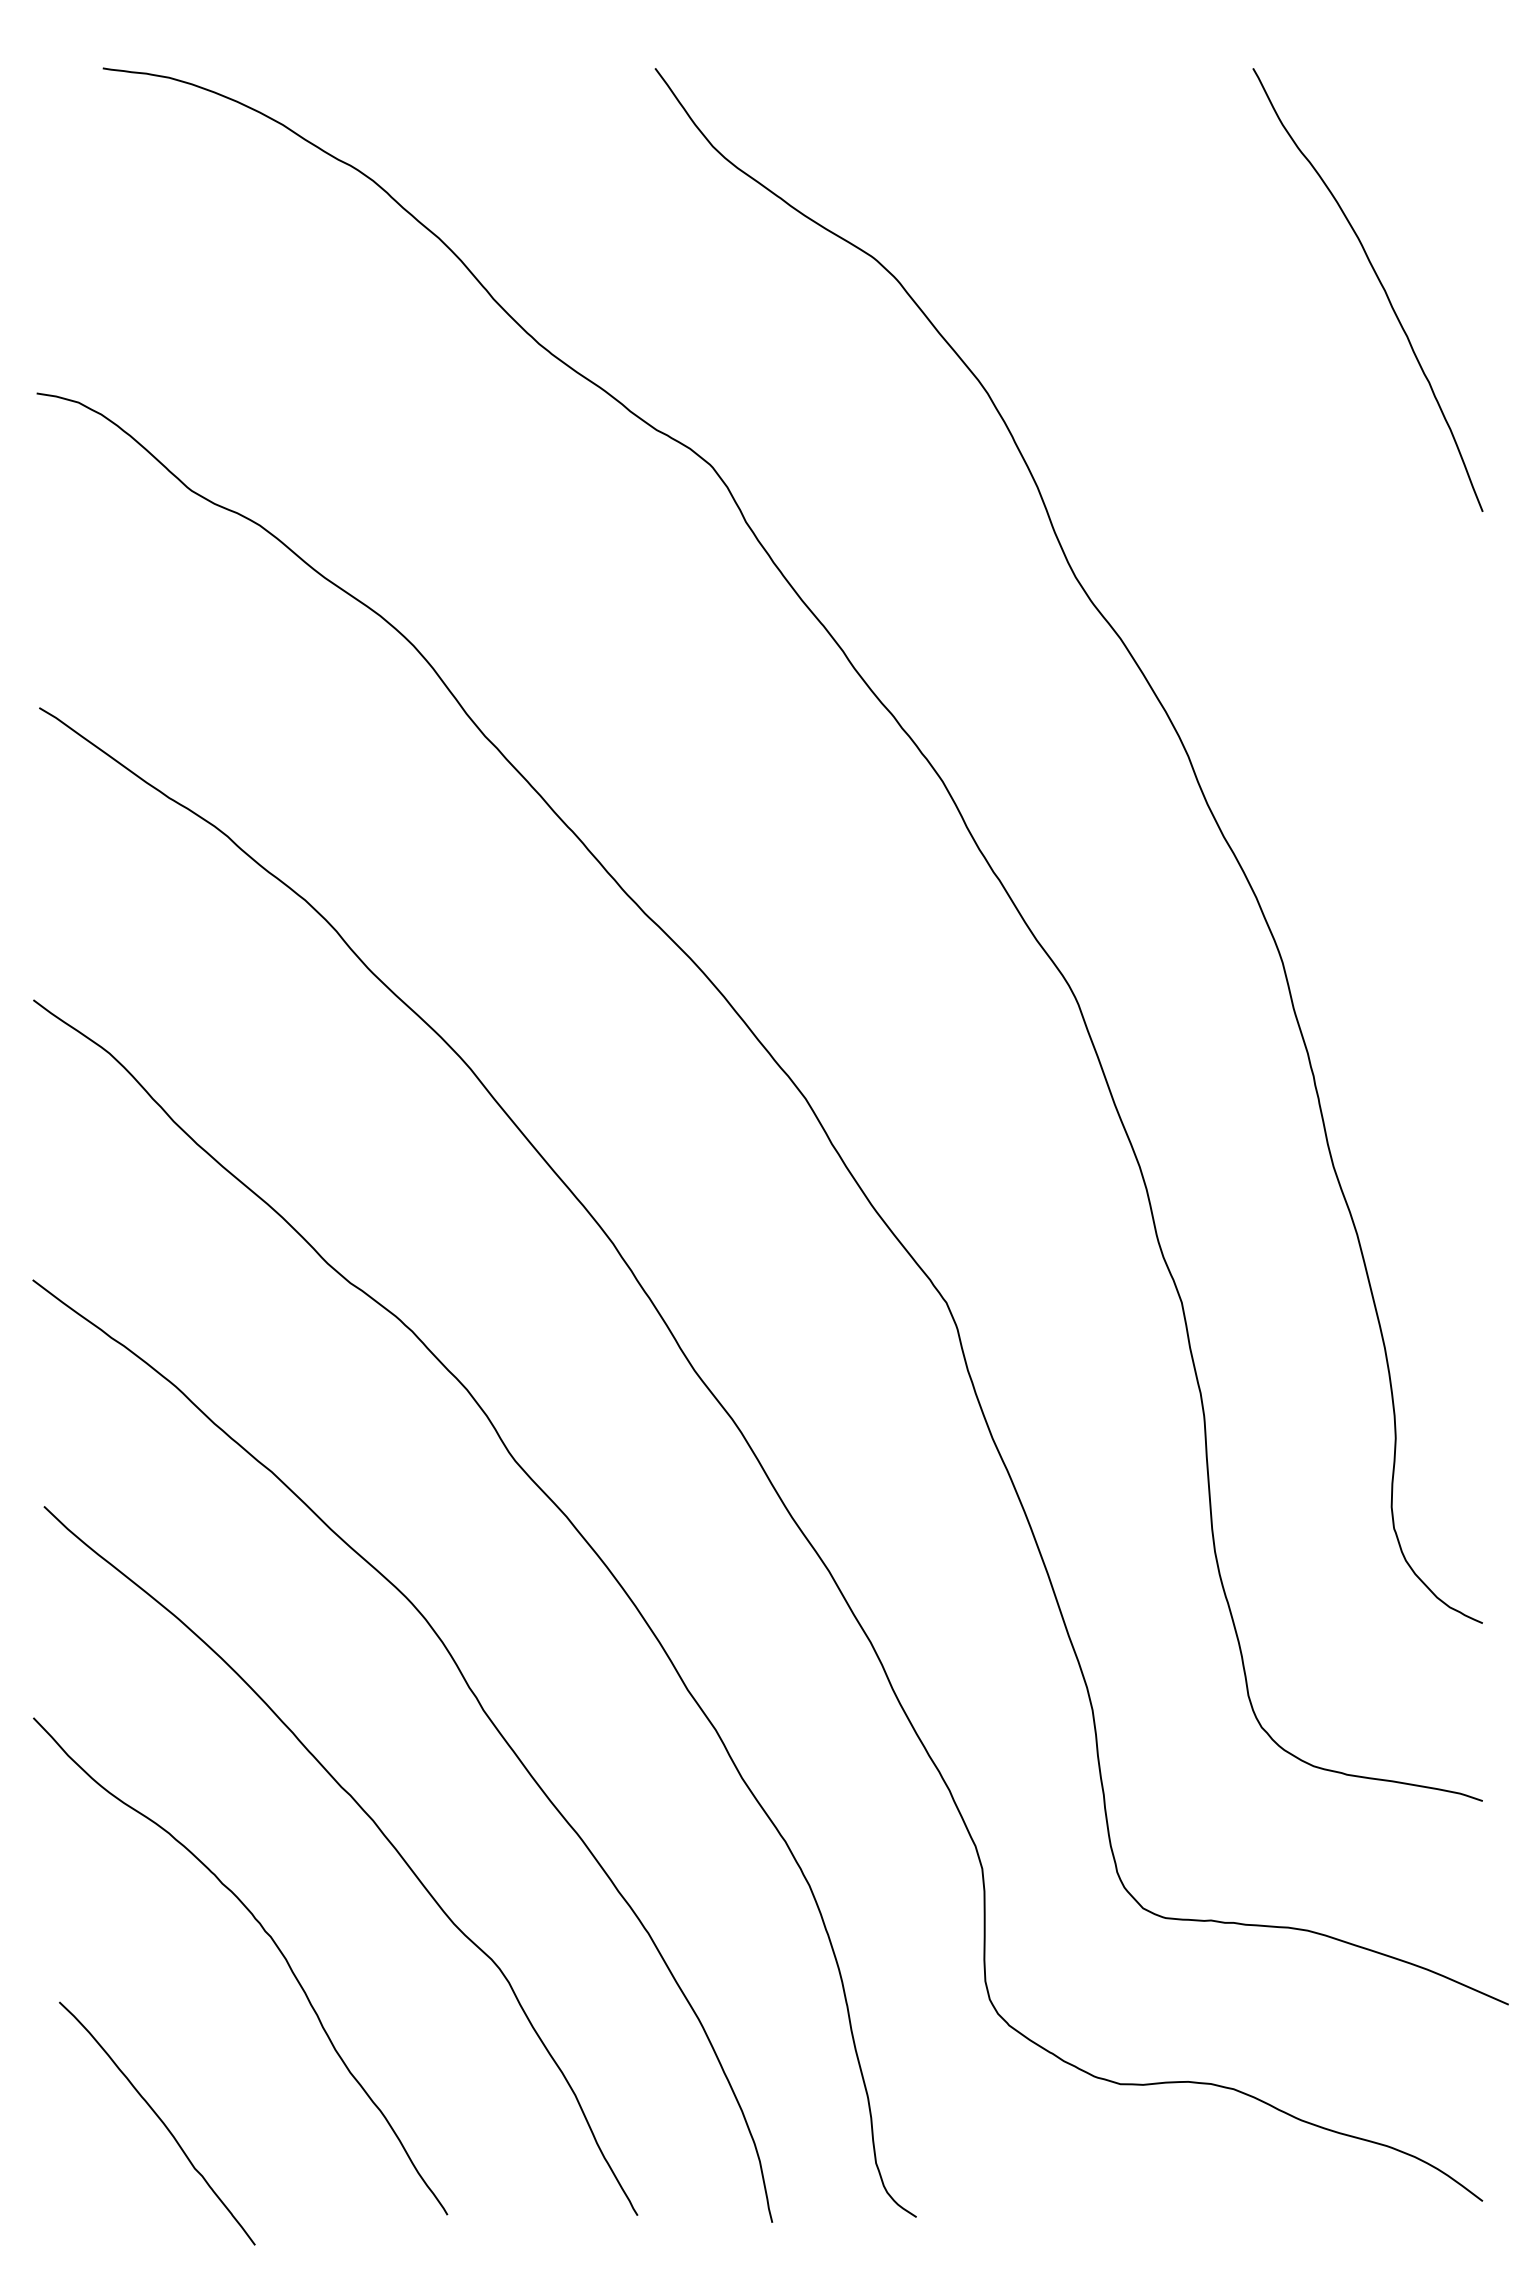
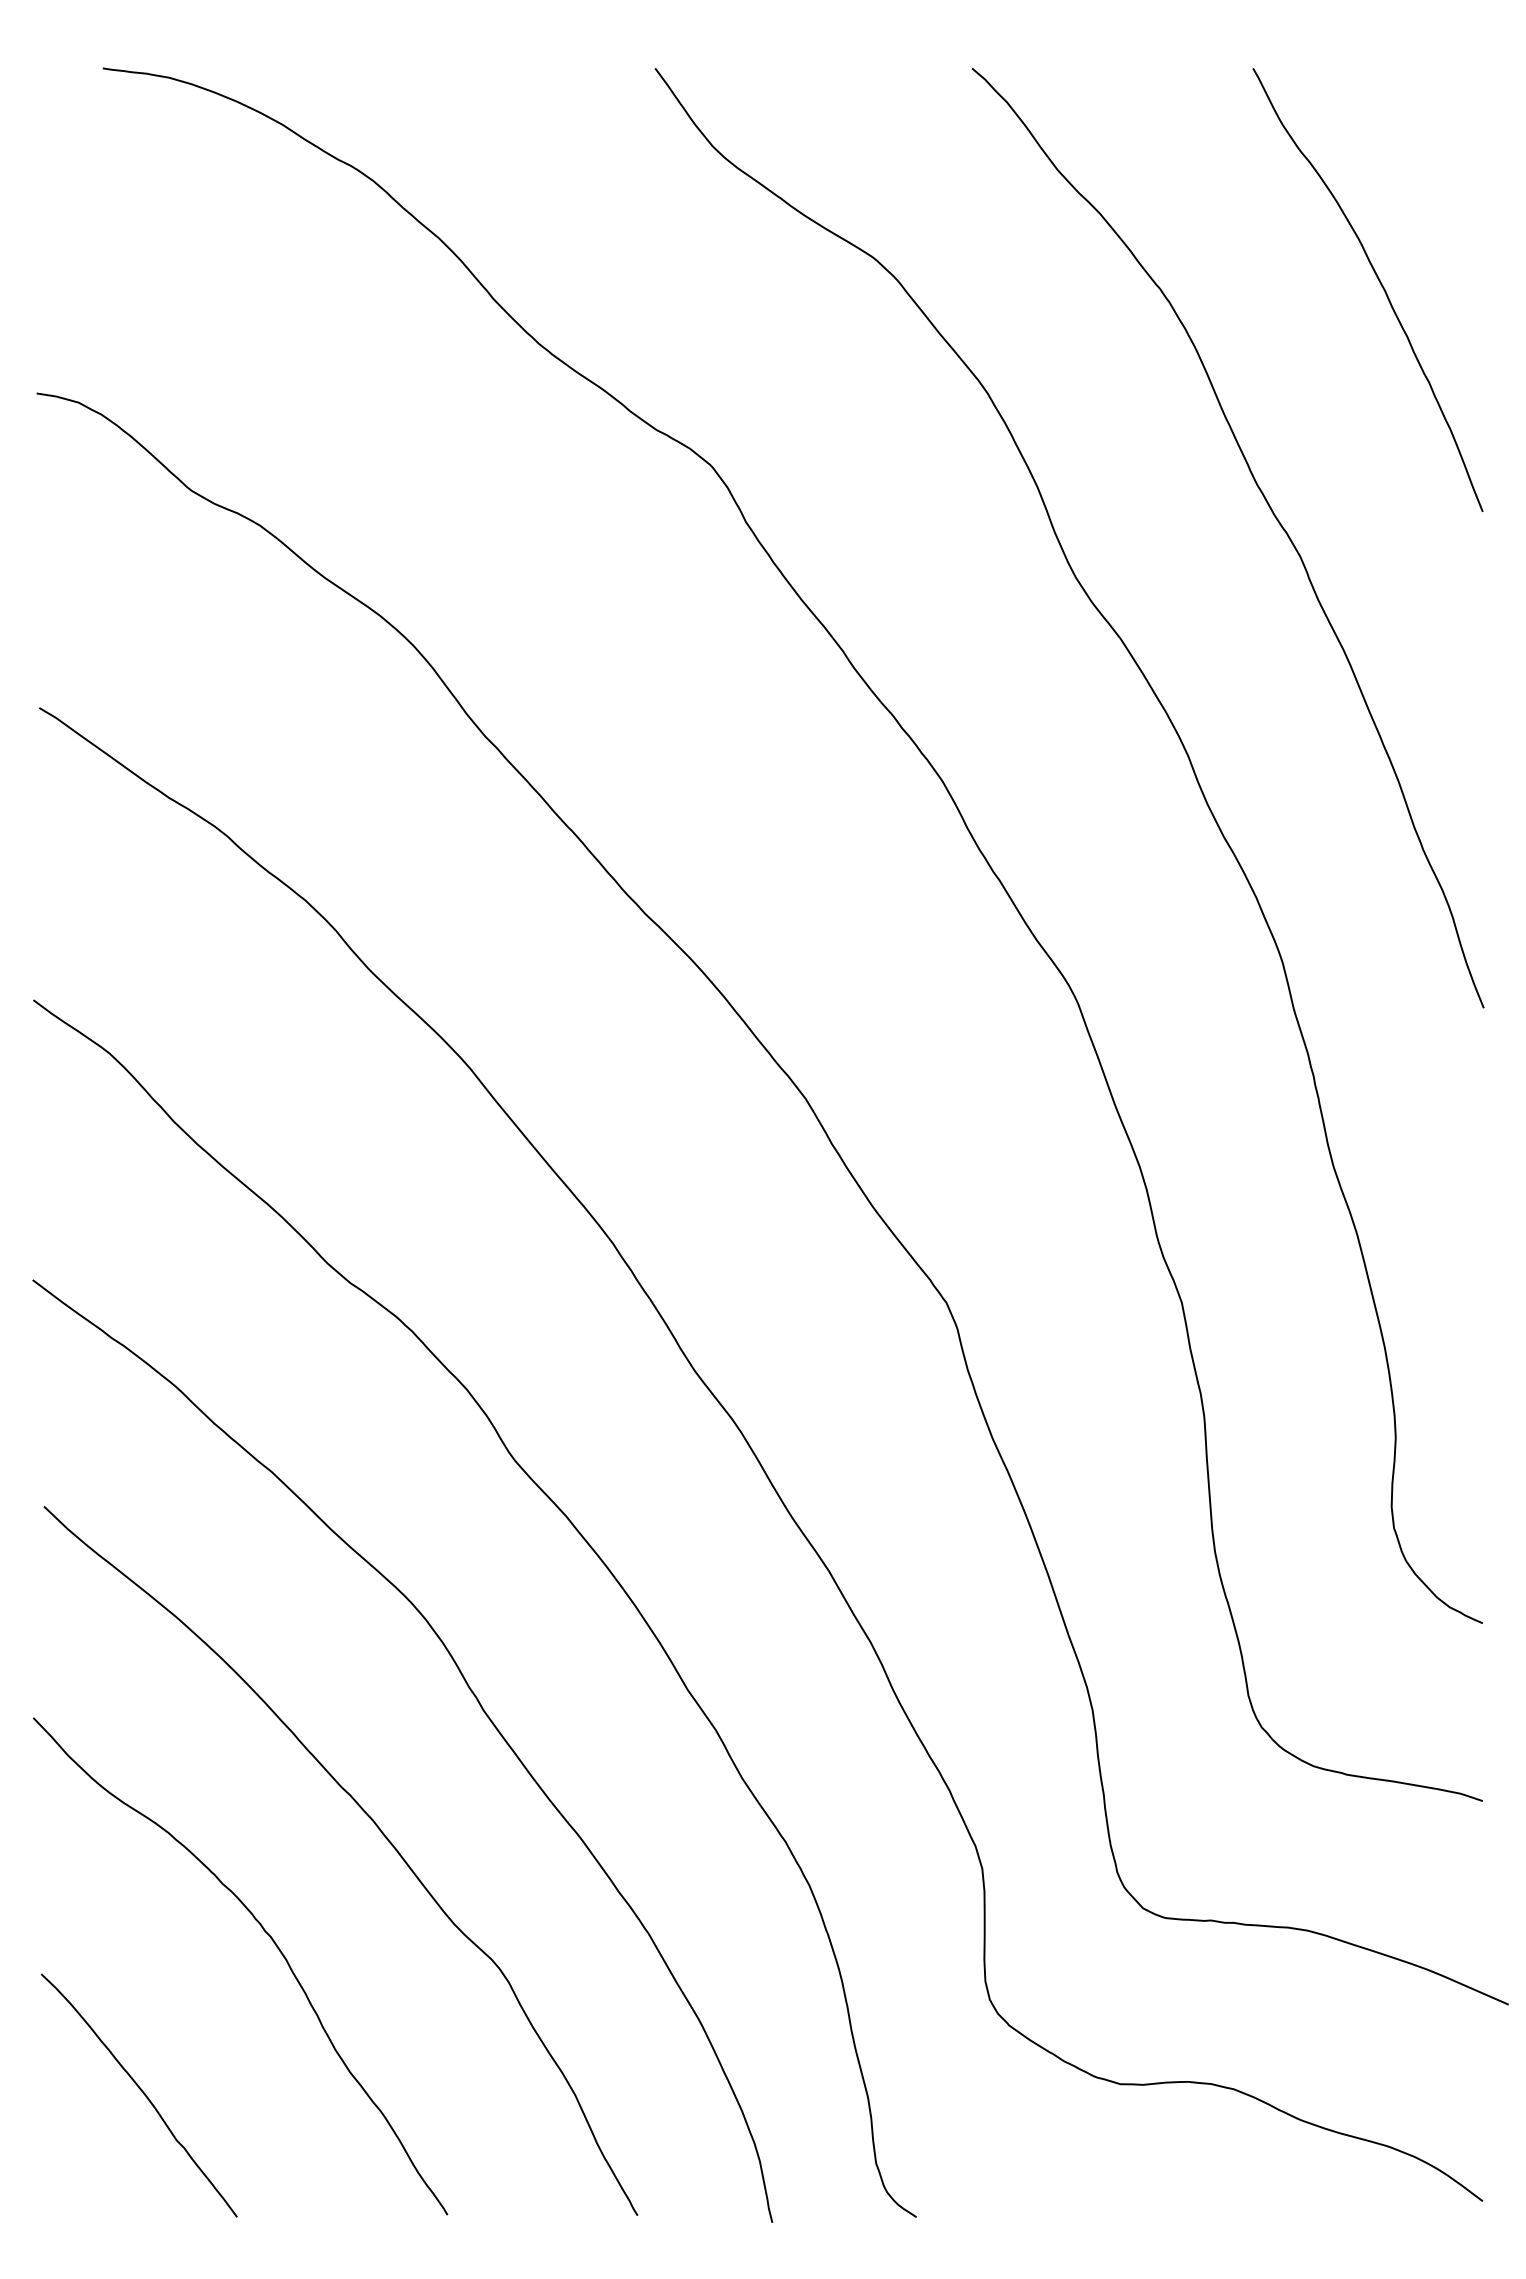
curve: none -> present (1270, 510)
curve position: (160, 2121) -> (142, 2093) (142, 2093)
